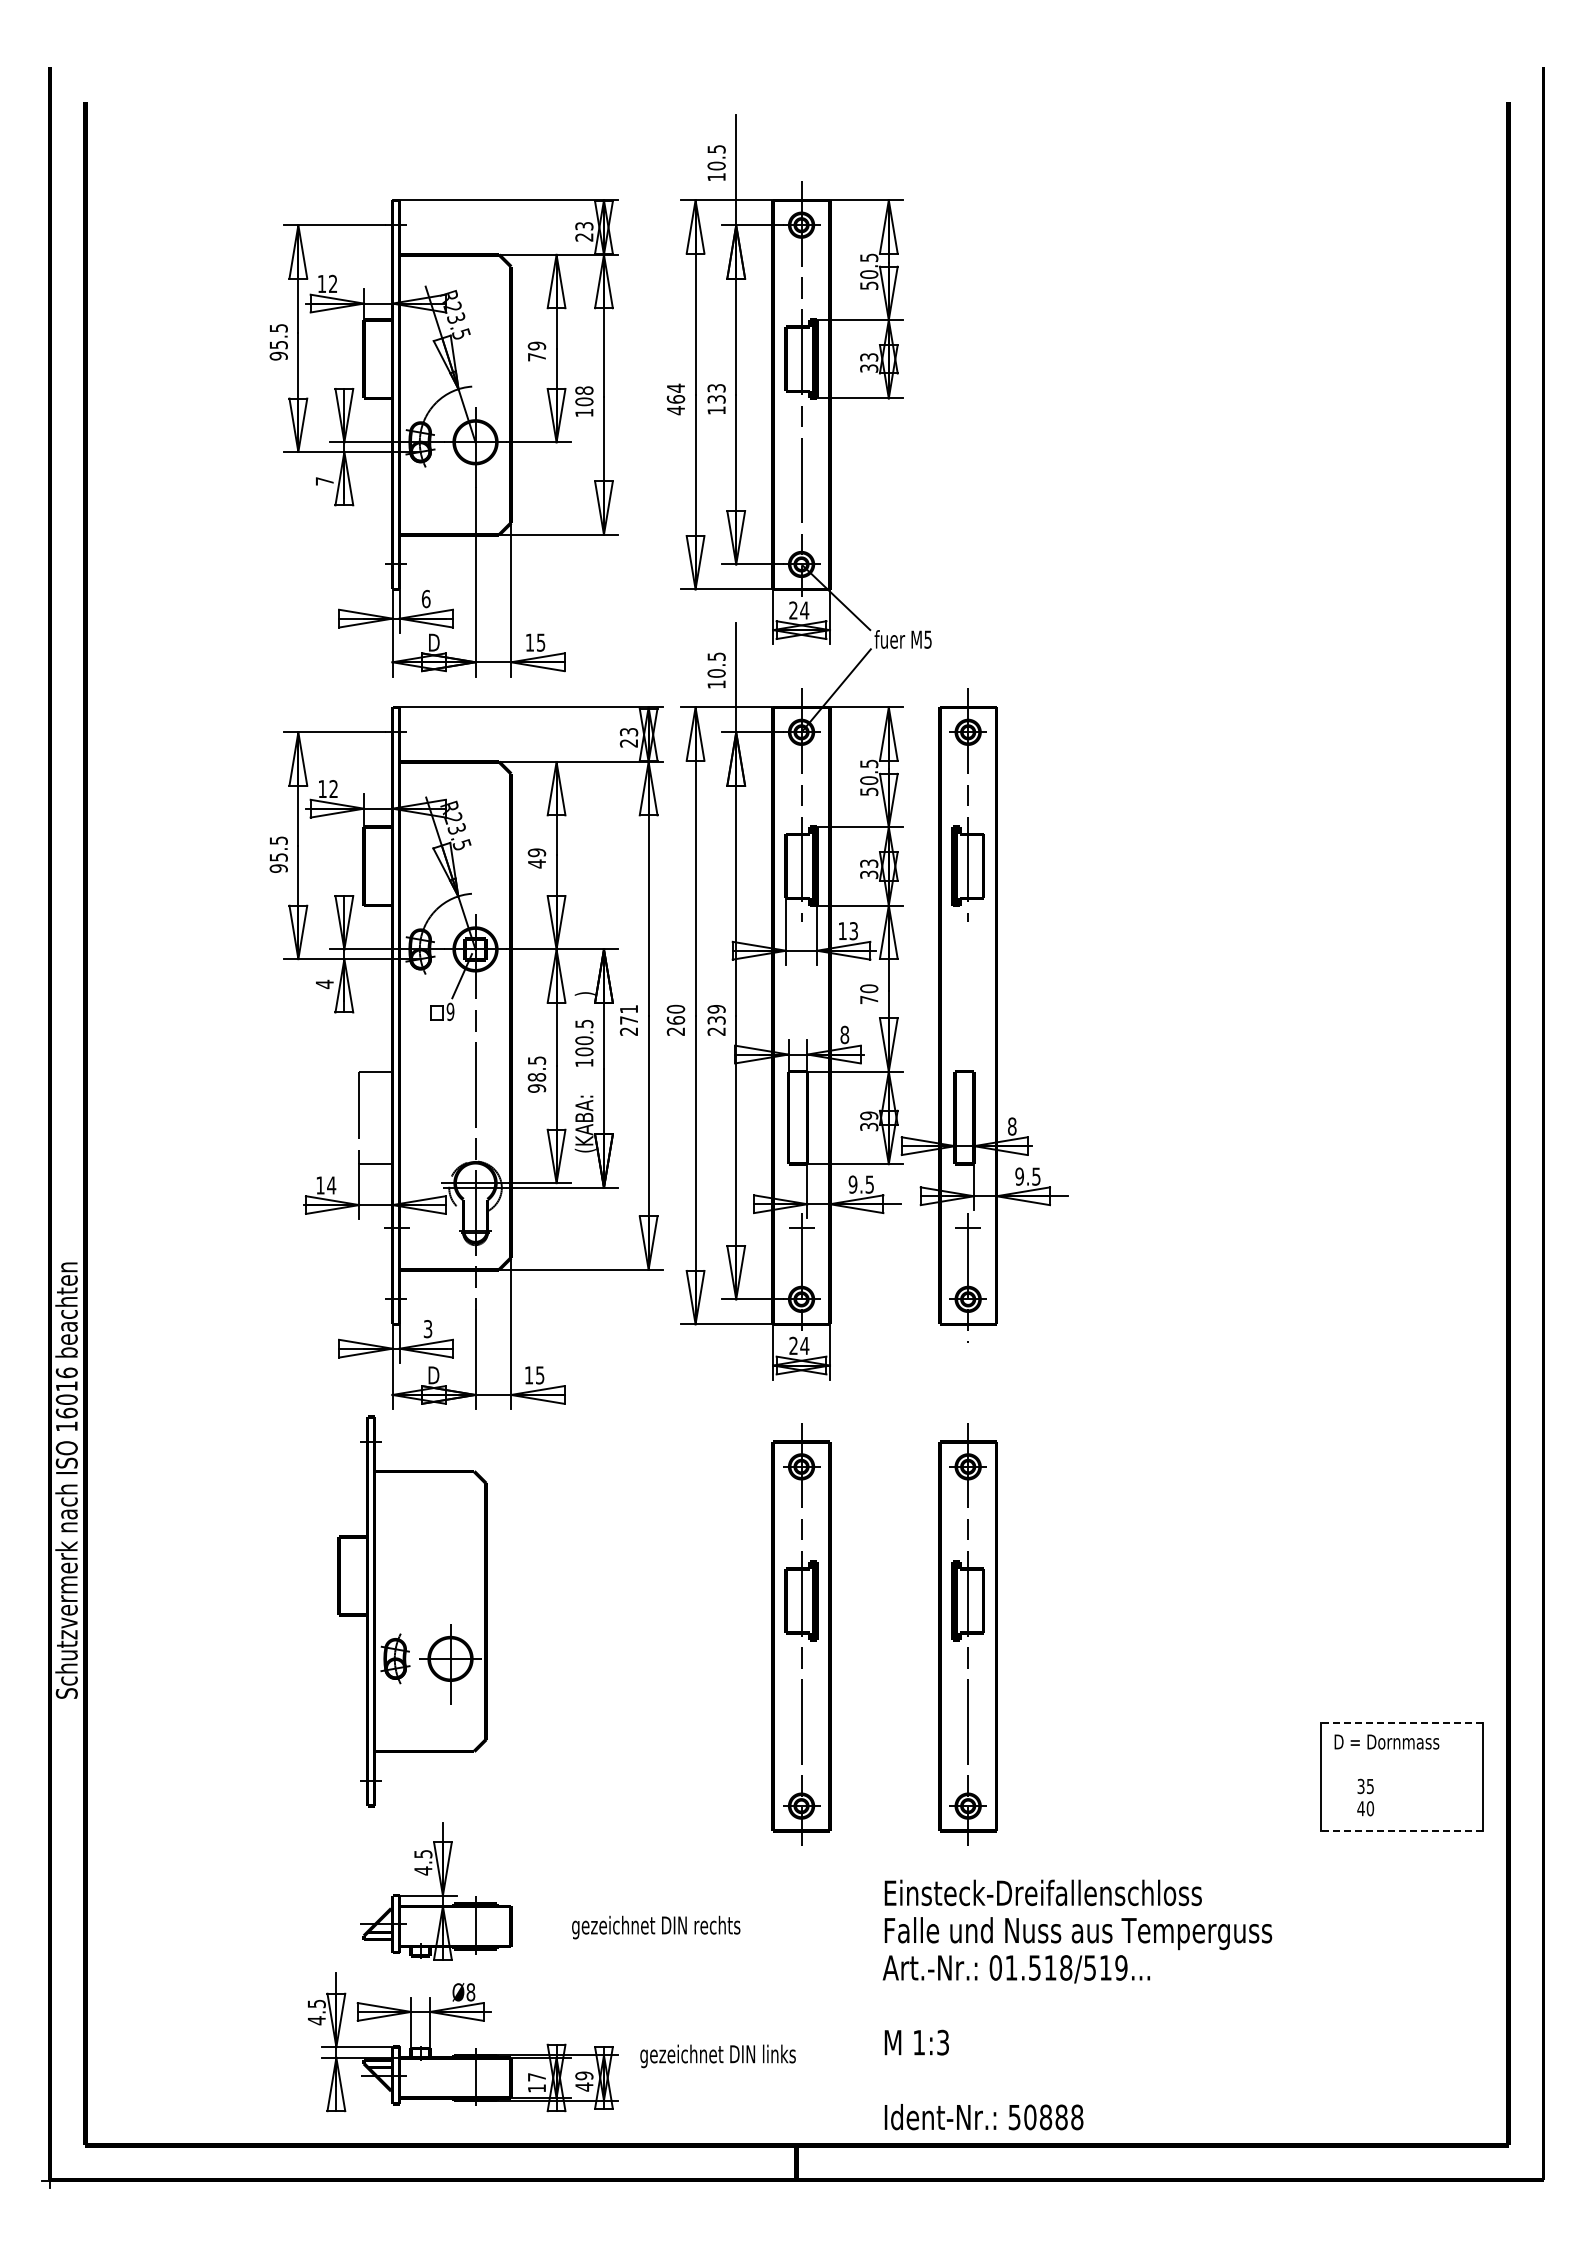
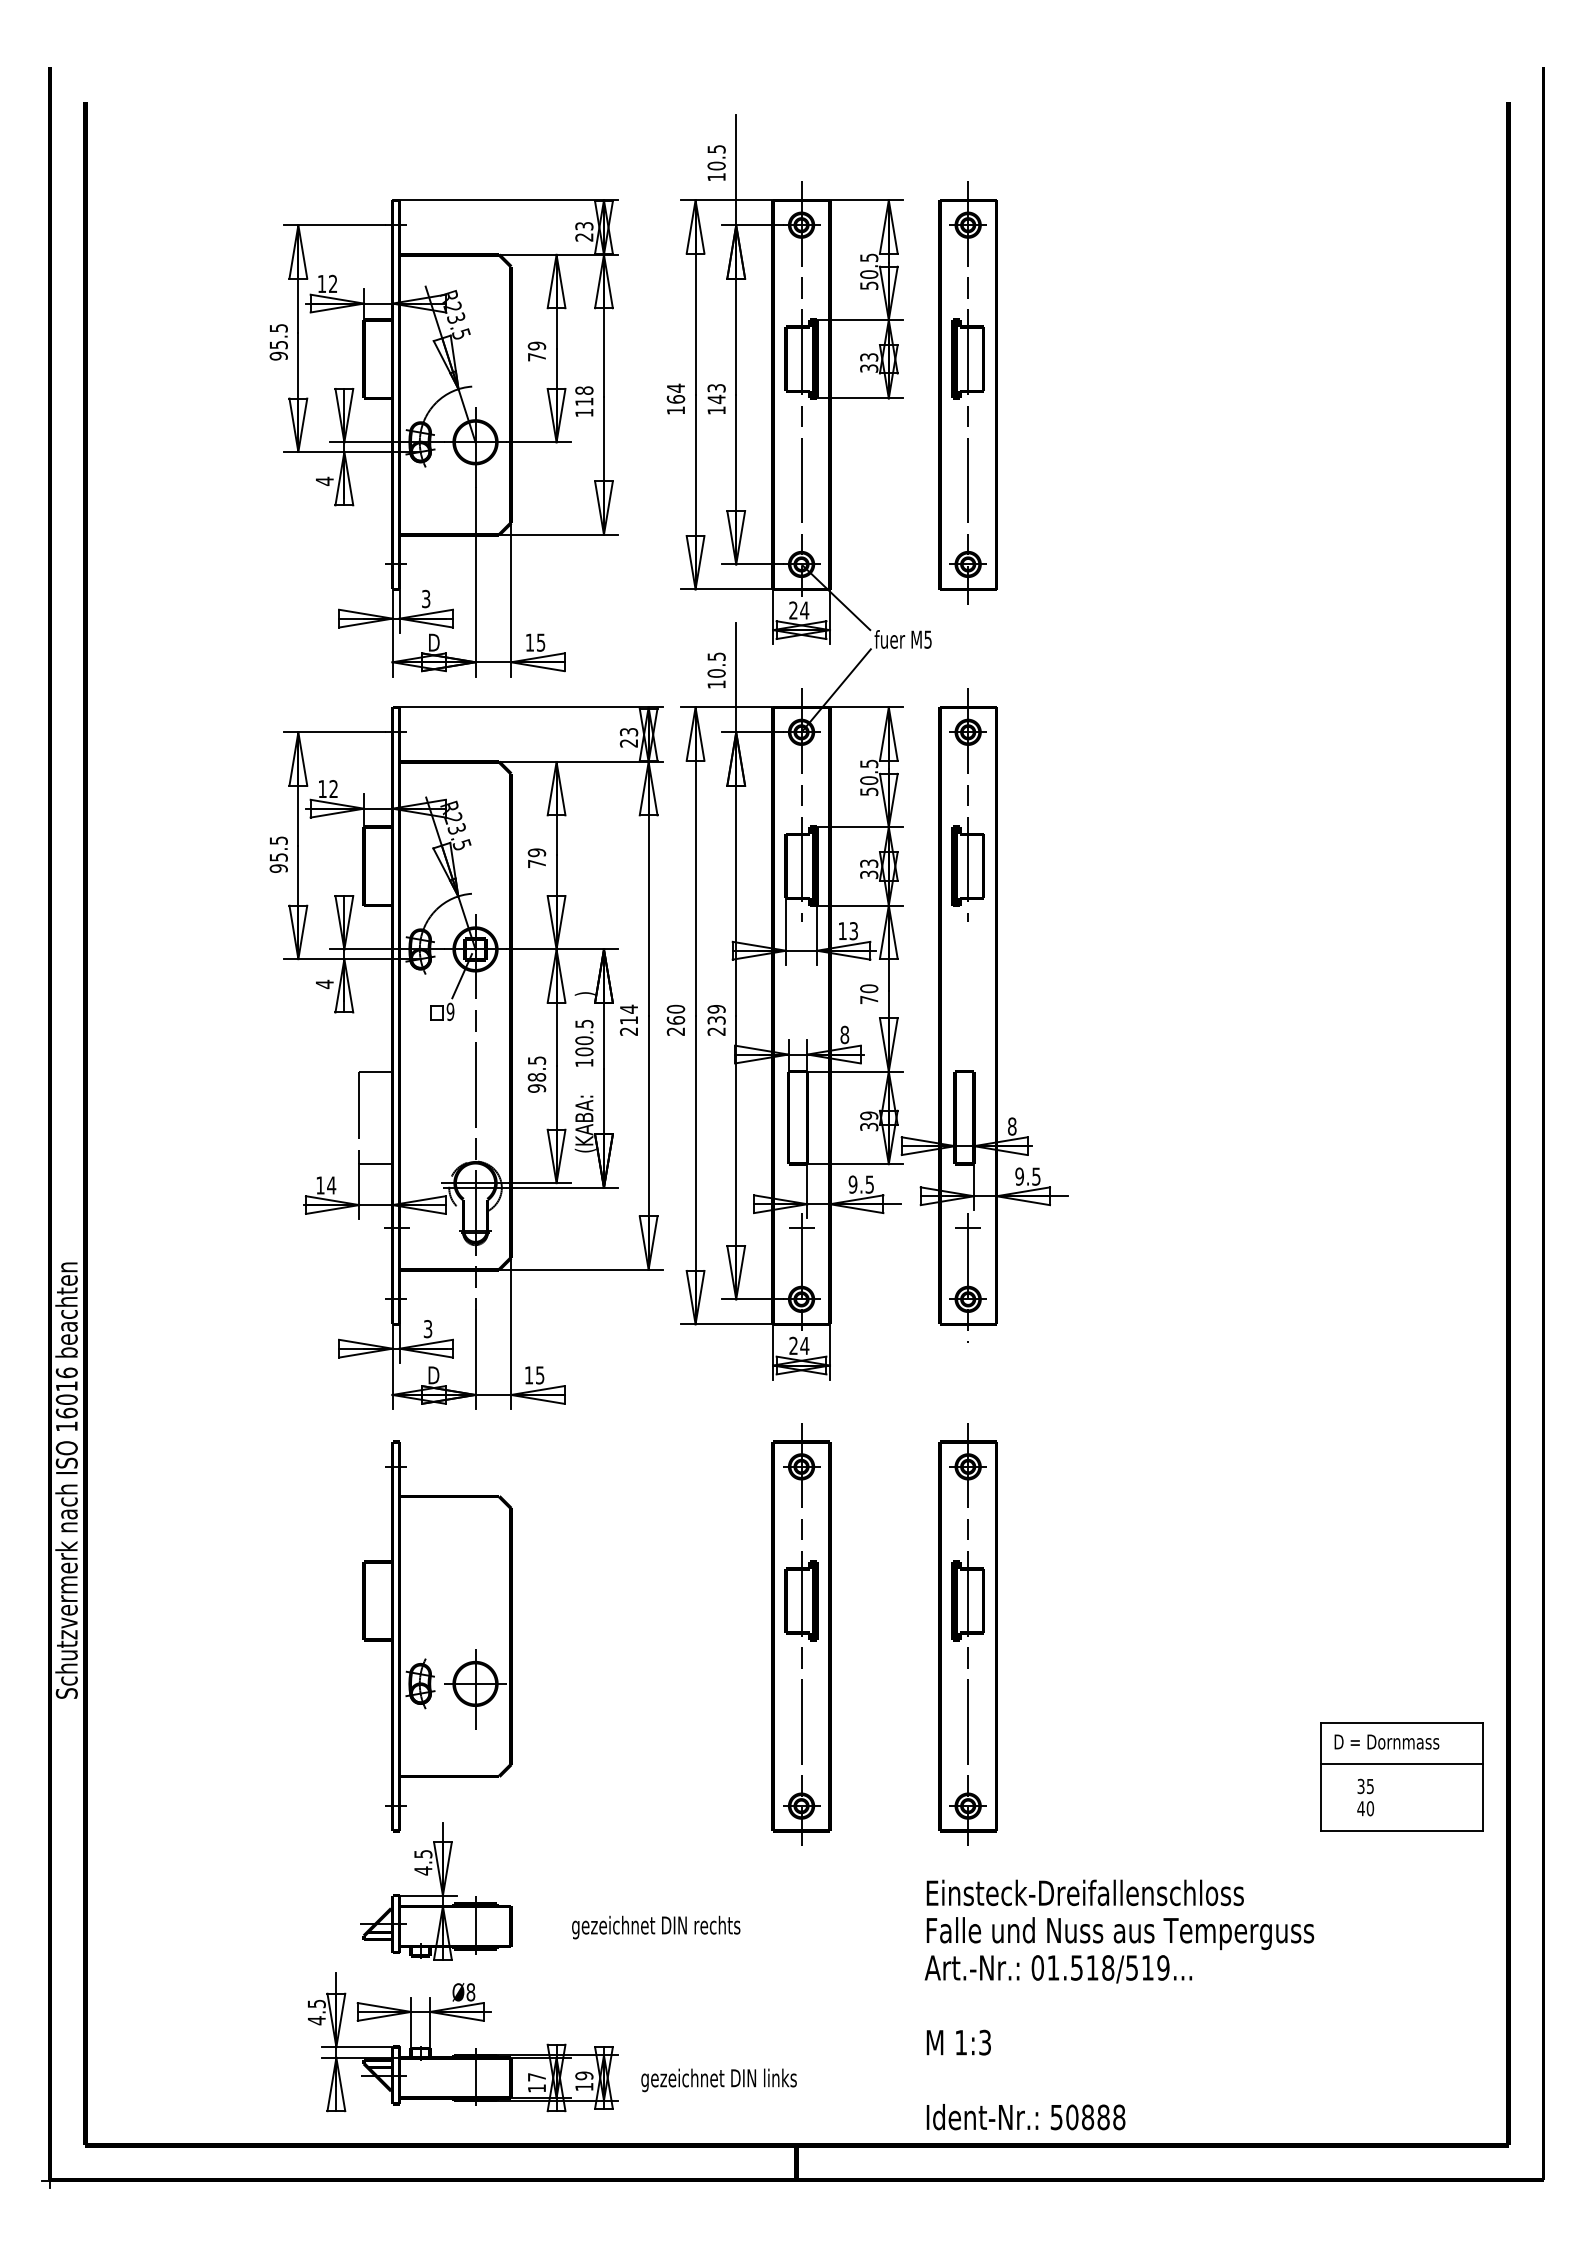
part: none -> present (967, 392)
text: 133 -> 143 (716, 399)
text: 108 -> 118 (584, 401)
text: 464 -> 164 (675, 410)
text: 7 -> 4 (324, 481)
text: 6 -> 3 (425, 598)
text: 49 -> 79 (536, 863)
text: 271 -> 214 (628, 1014)
part position: (412, 1611) -> (437, 1636) (437, 1636)
line: dashed -> solid (1402, 1723)
line: none -> present (1402, 1763)
line: dashed -> solid (1402, 1830)
text position: (1077, 2004) -> (1119, 2004) (1119, 2004)
text position: (717, 2056) -> (718, 2080) (718, 2080)
text: 49 -> 19 (584, 2086)
